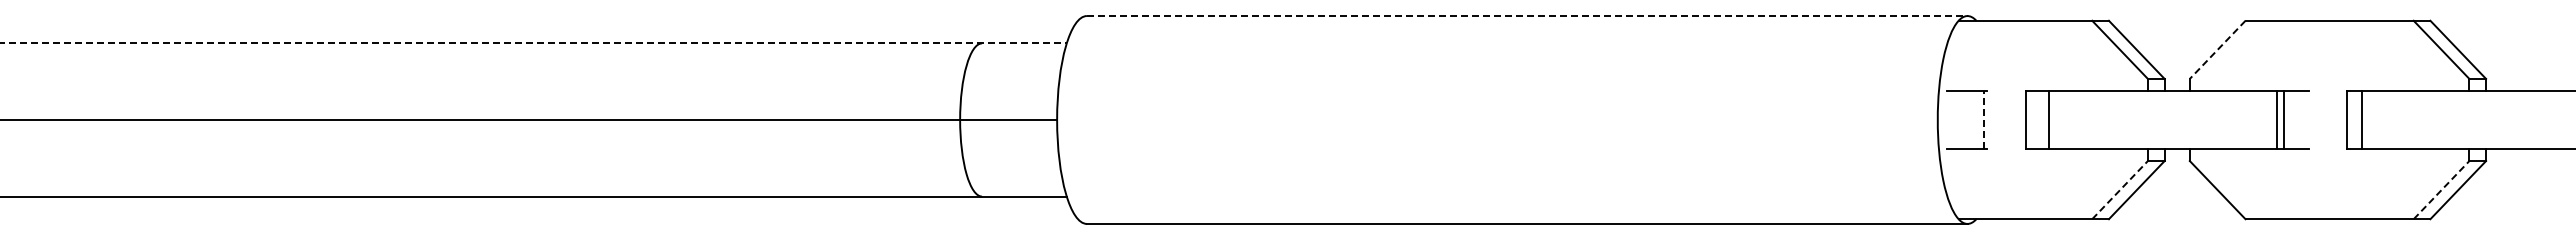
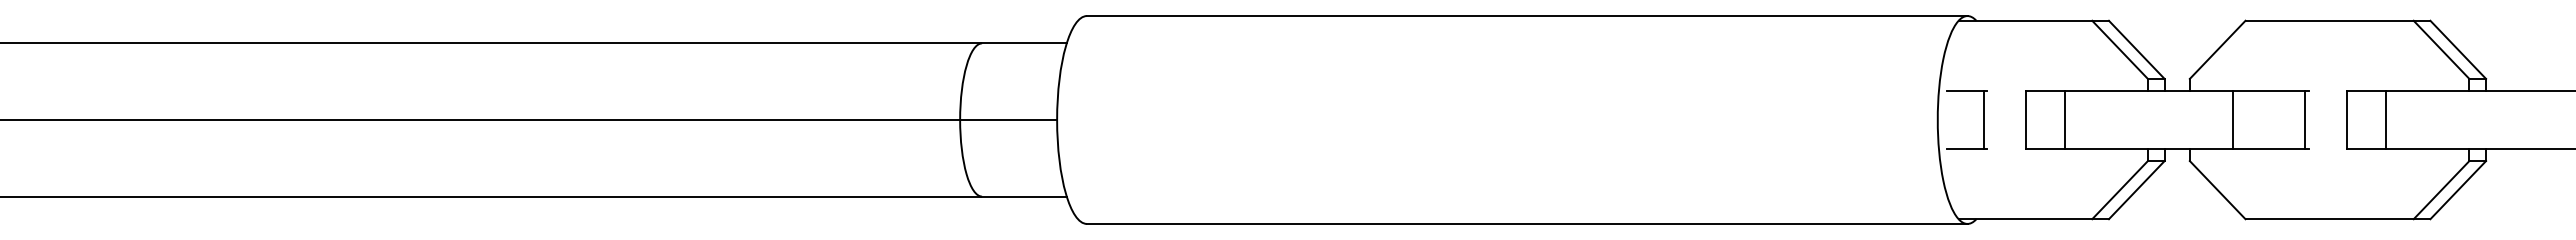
line: dashed -> solid (1527, 16)
line: dashed -> solid (533, 43)
line: dashed -> solid (2217, 50)
line: dashed -> solid (1983, 119)
line position: (2048, 119) -> (2064, 119) (2064, 119)
line position: (2276, 119) -> (2232, 119) (2232, 119)
line position: (2284, 119) -> (2305, 119) (2305, 119)
line position: (2362, 119) -> (2386, 119) (2386, 119)
line: dashed -> solid (2120, 189)
line: dashed -> solid (2441, 189)
